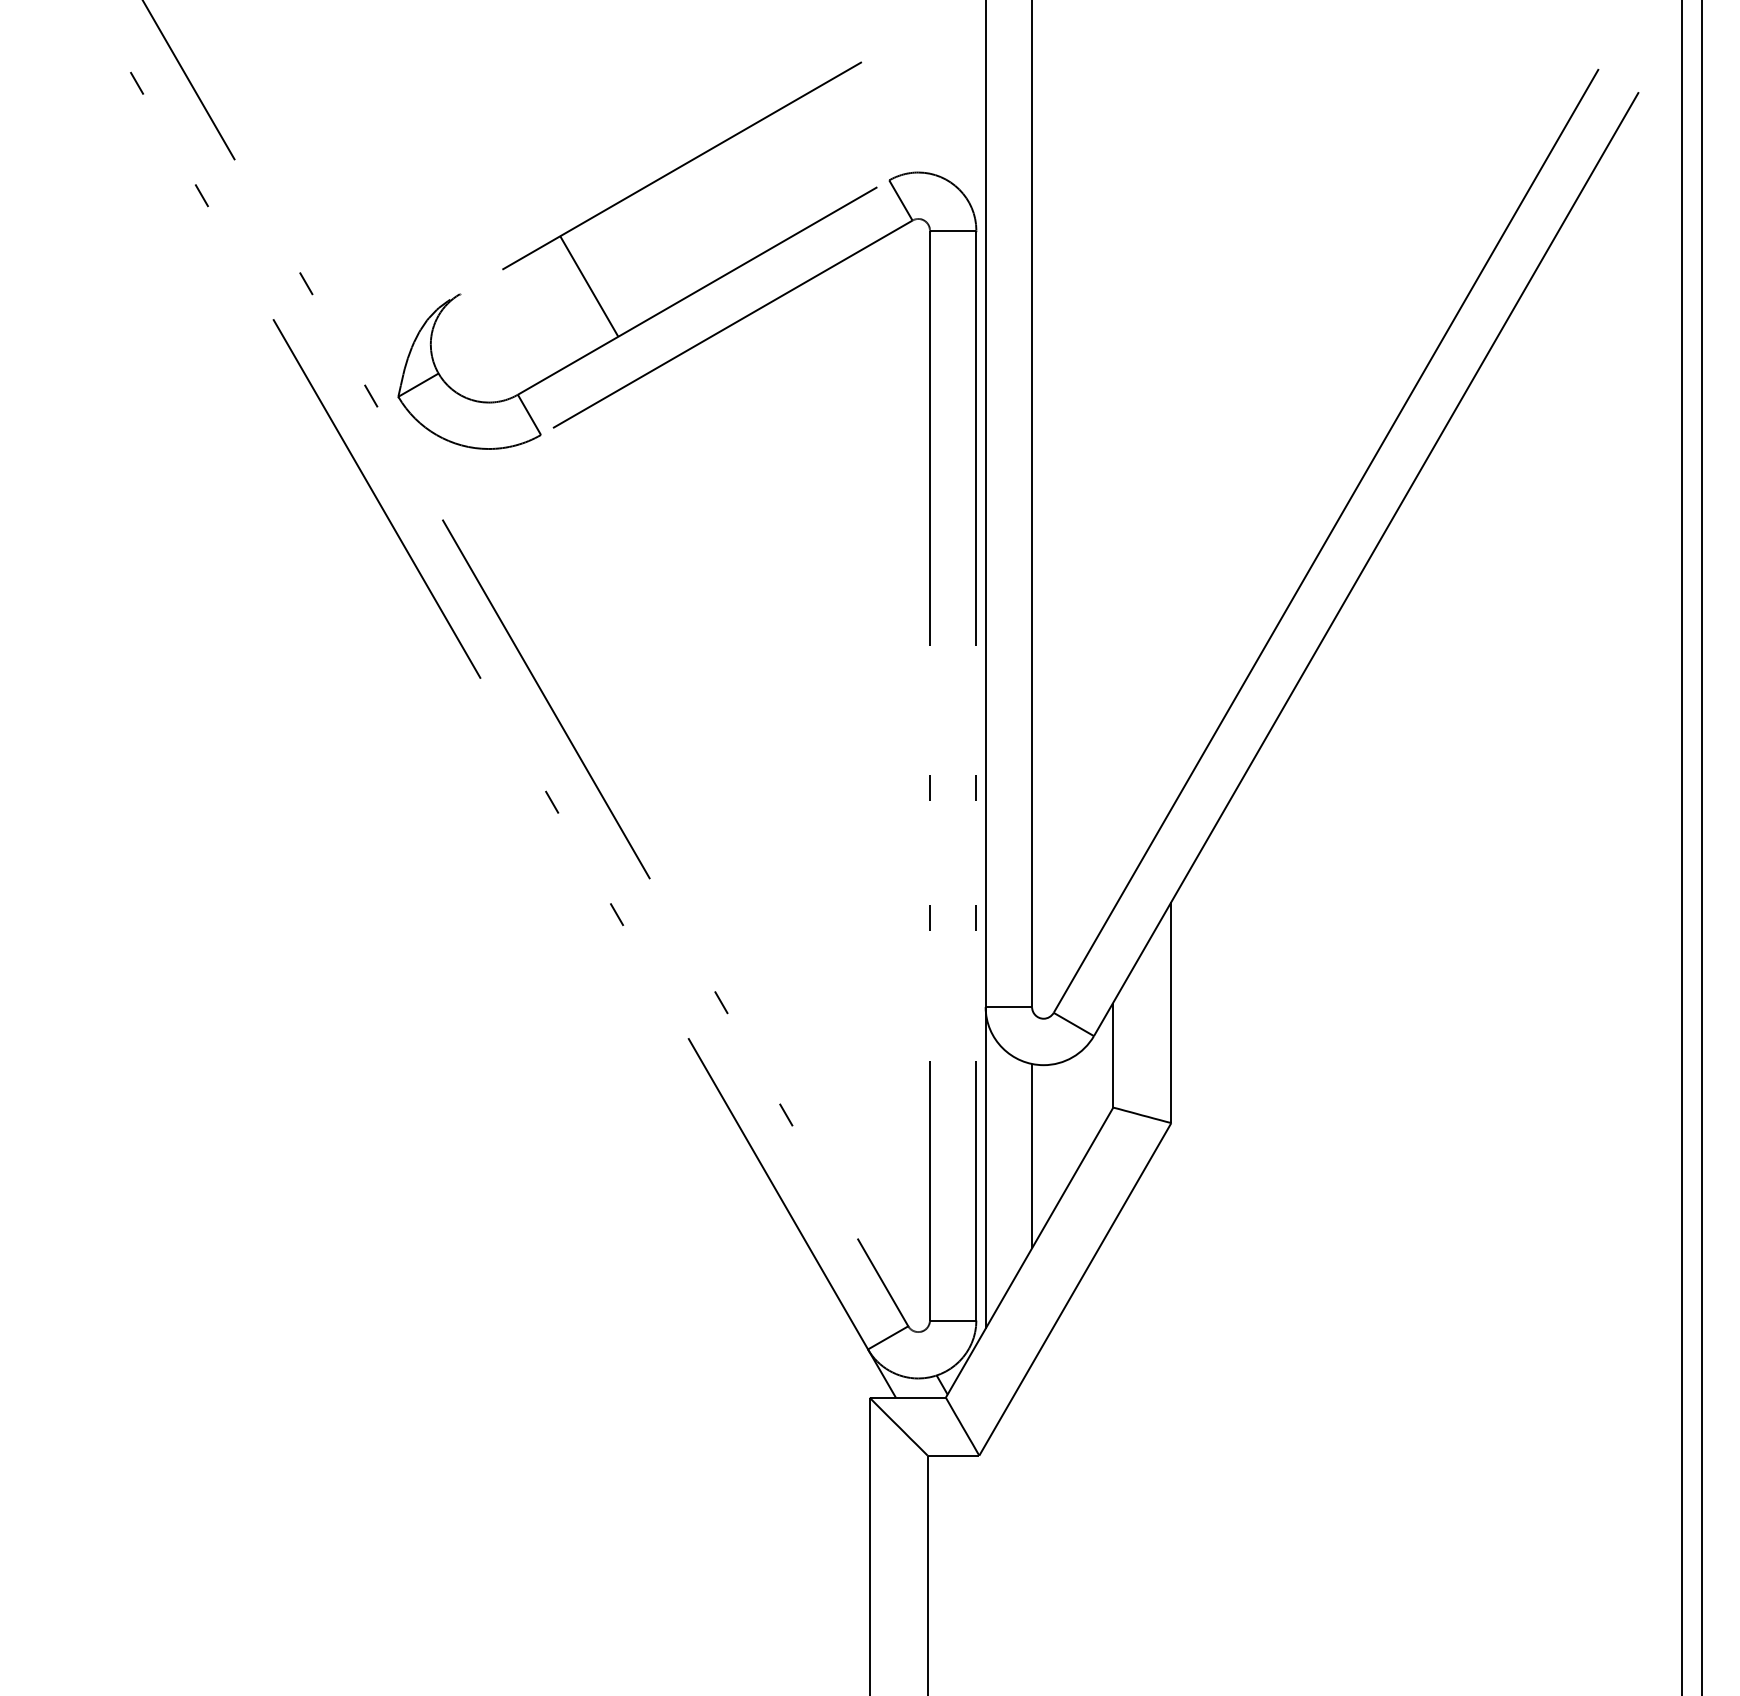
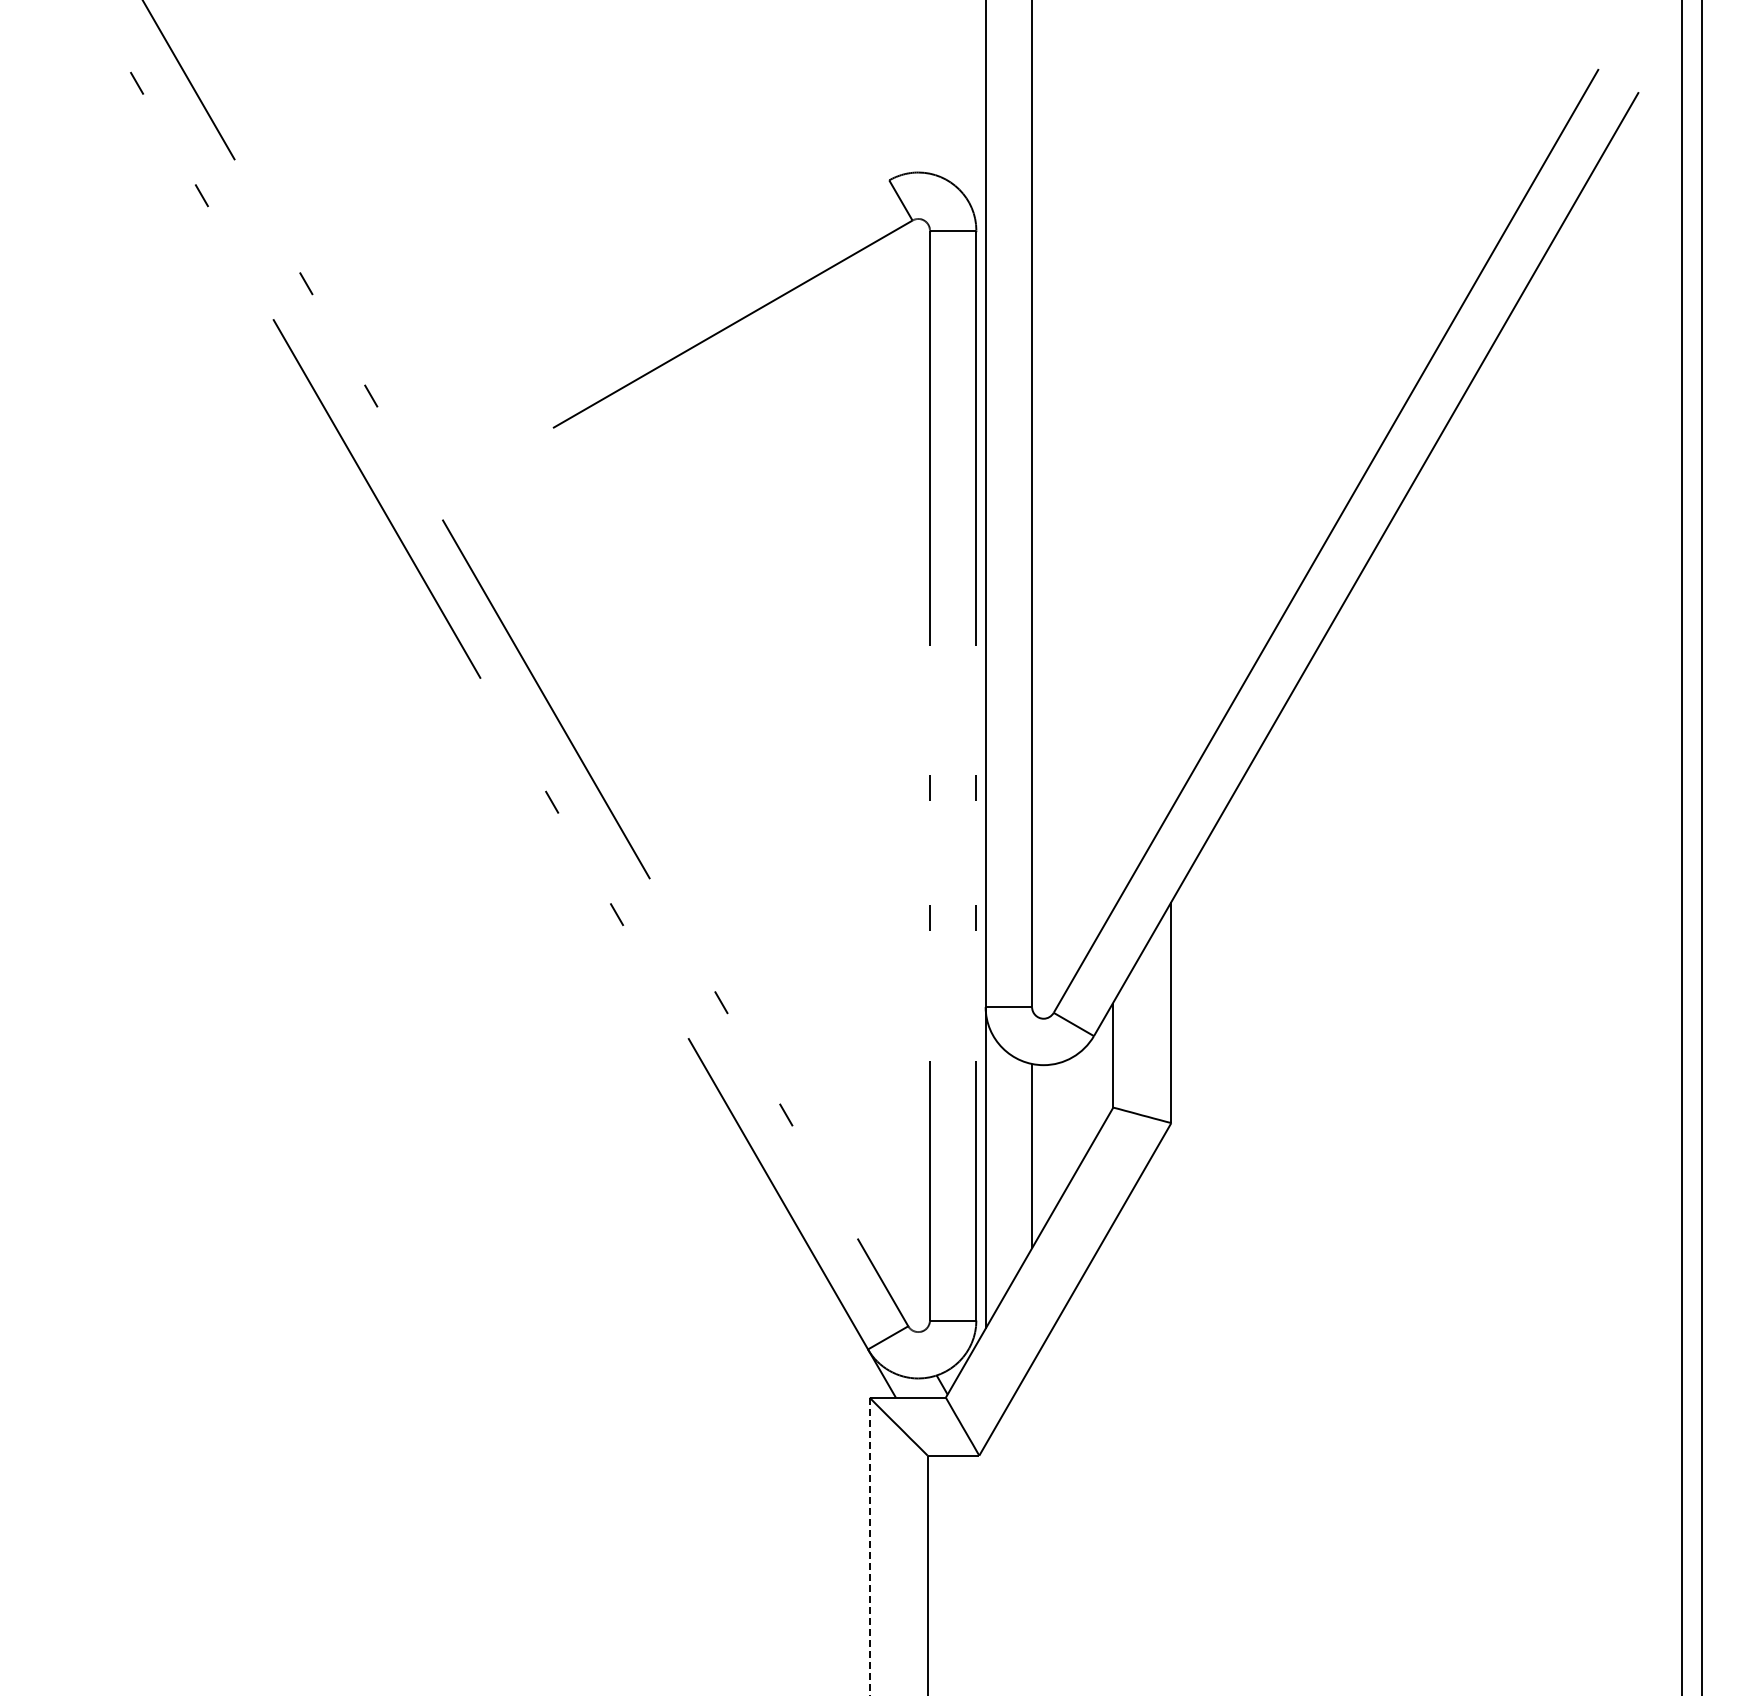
part: present -> none (607, 210)
line: solid -> dashed (869, 1546)
